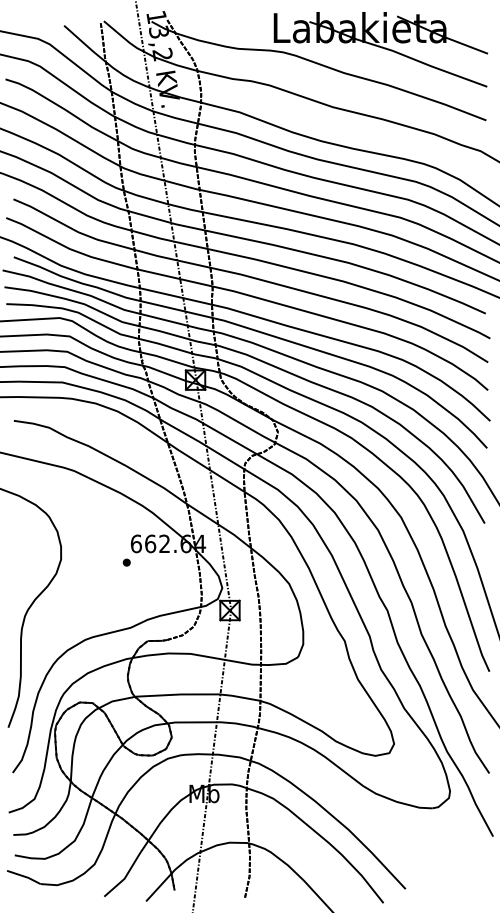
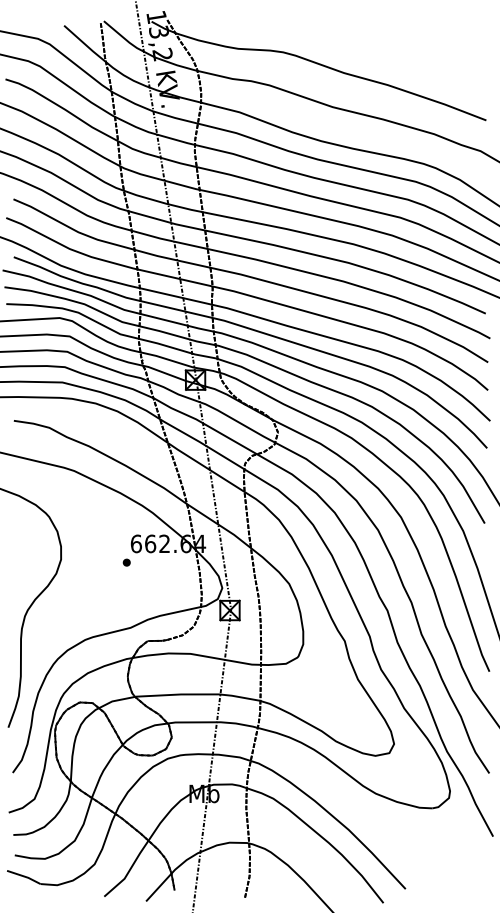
part: present -> none (380, 49)
